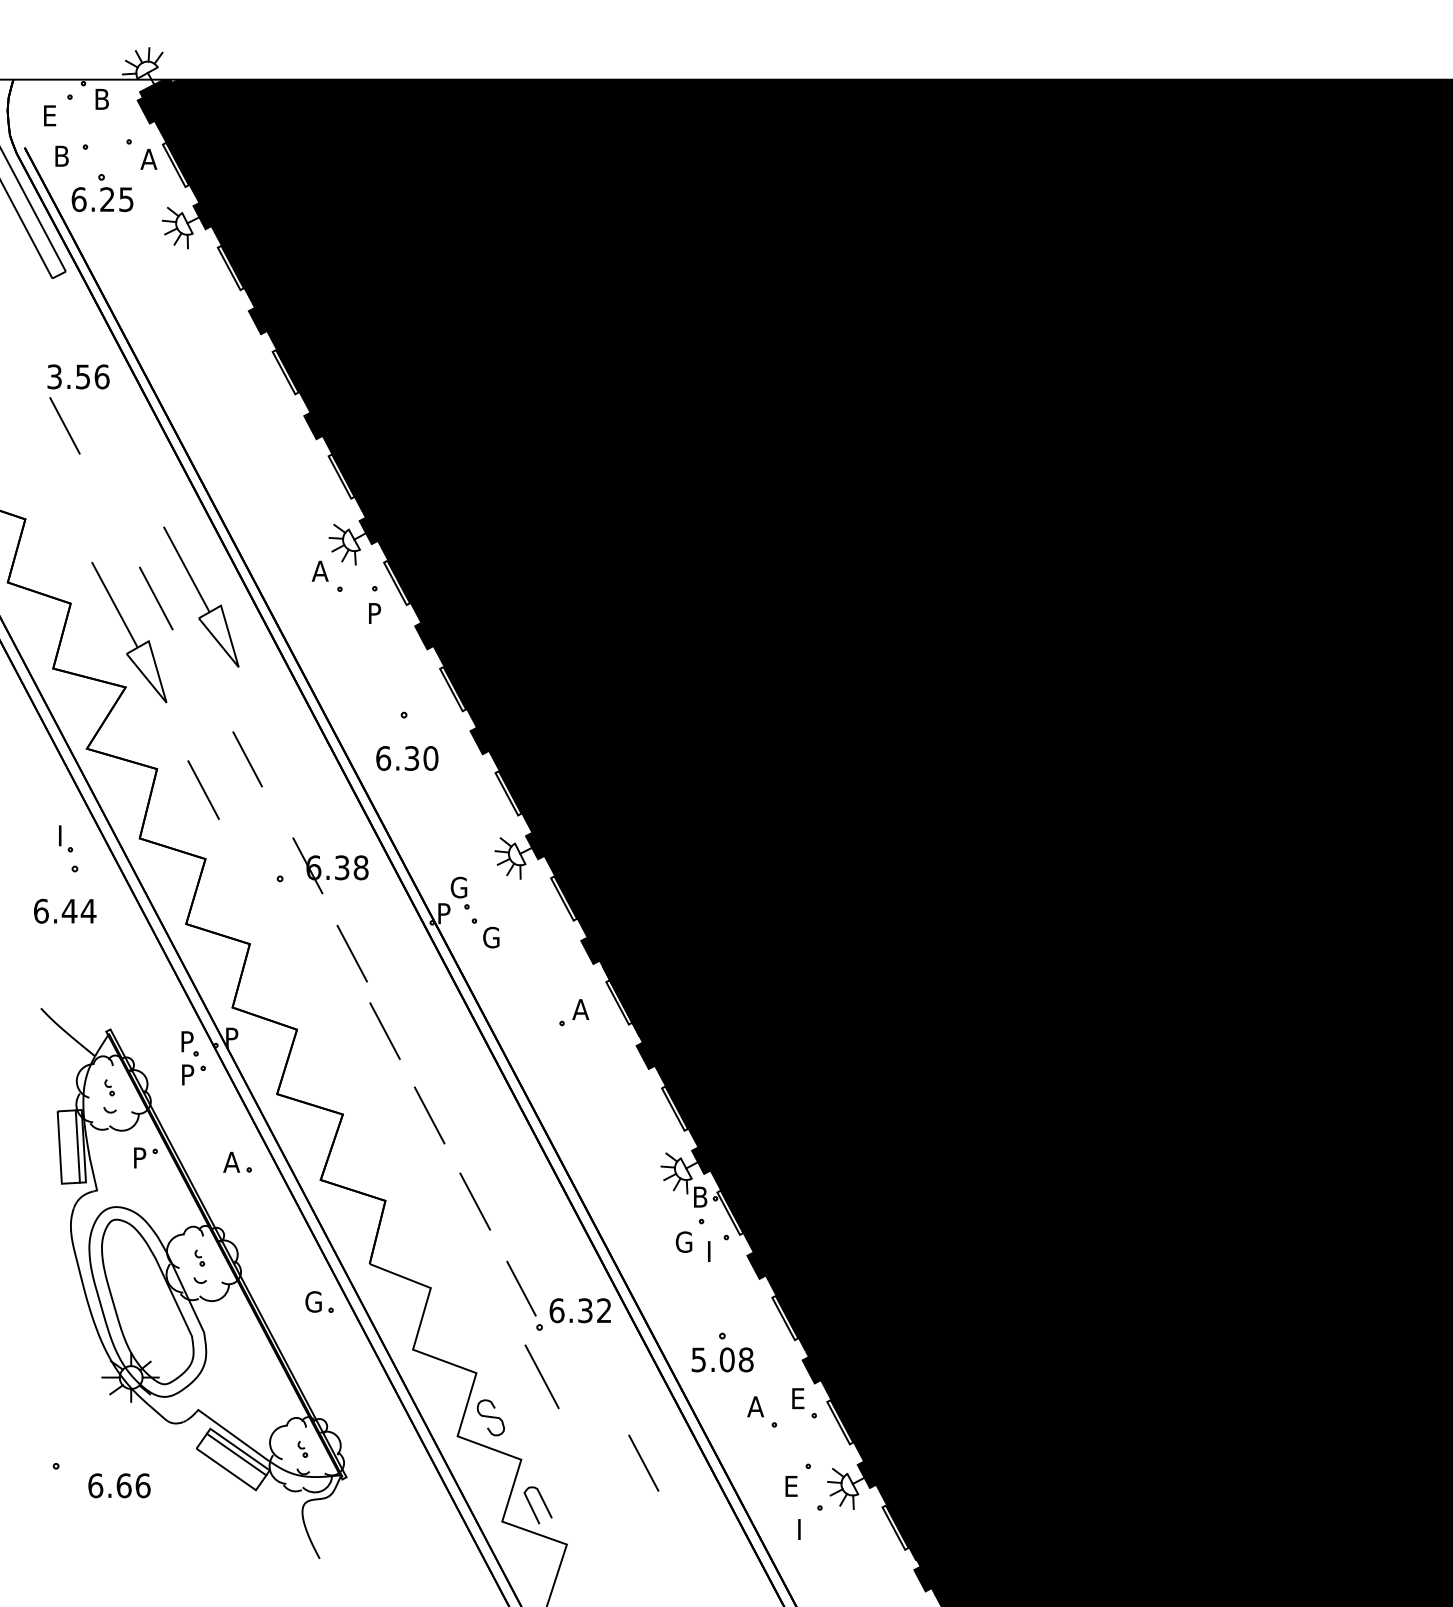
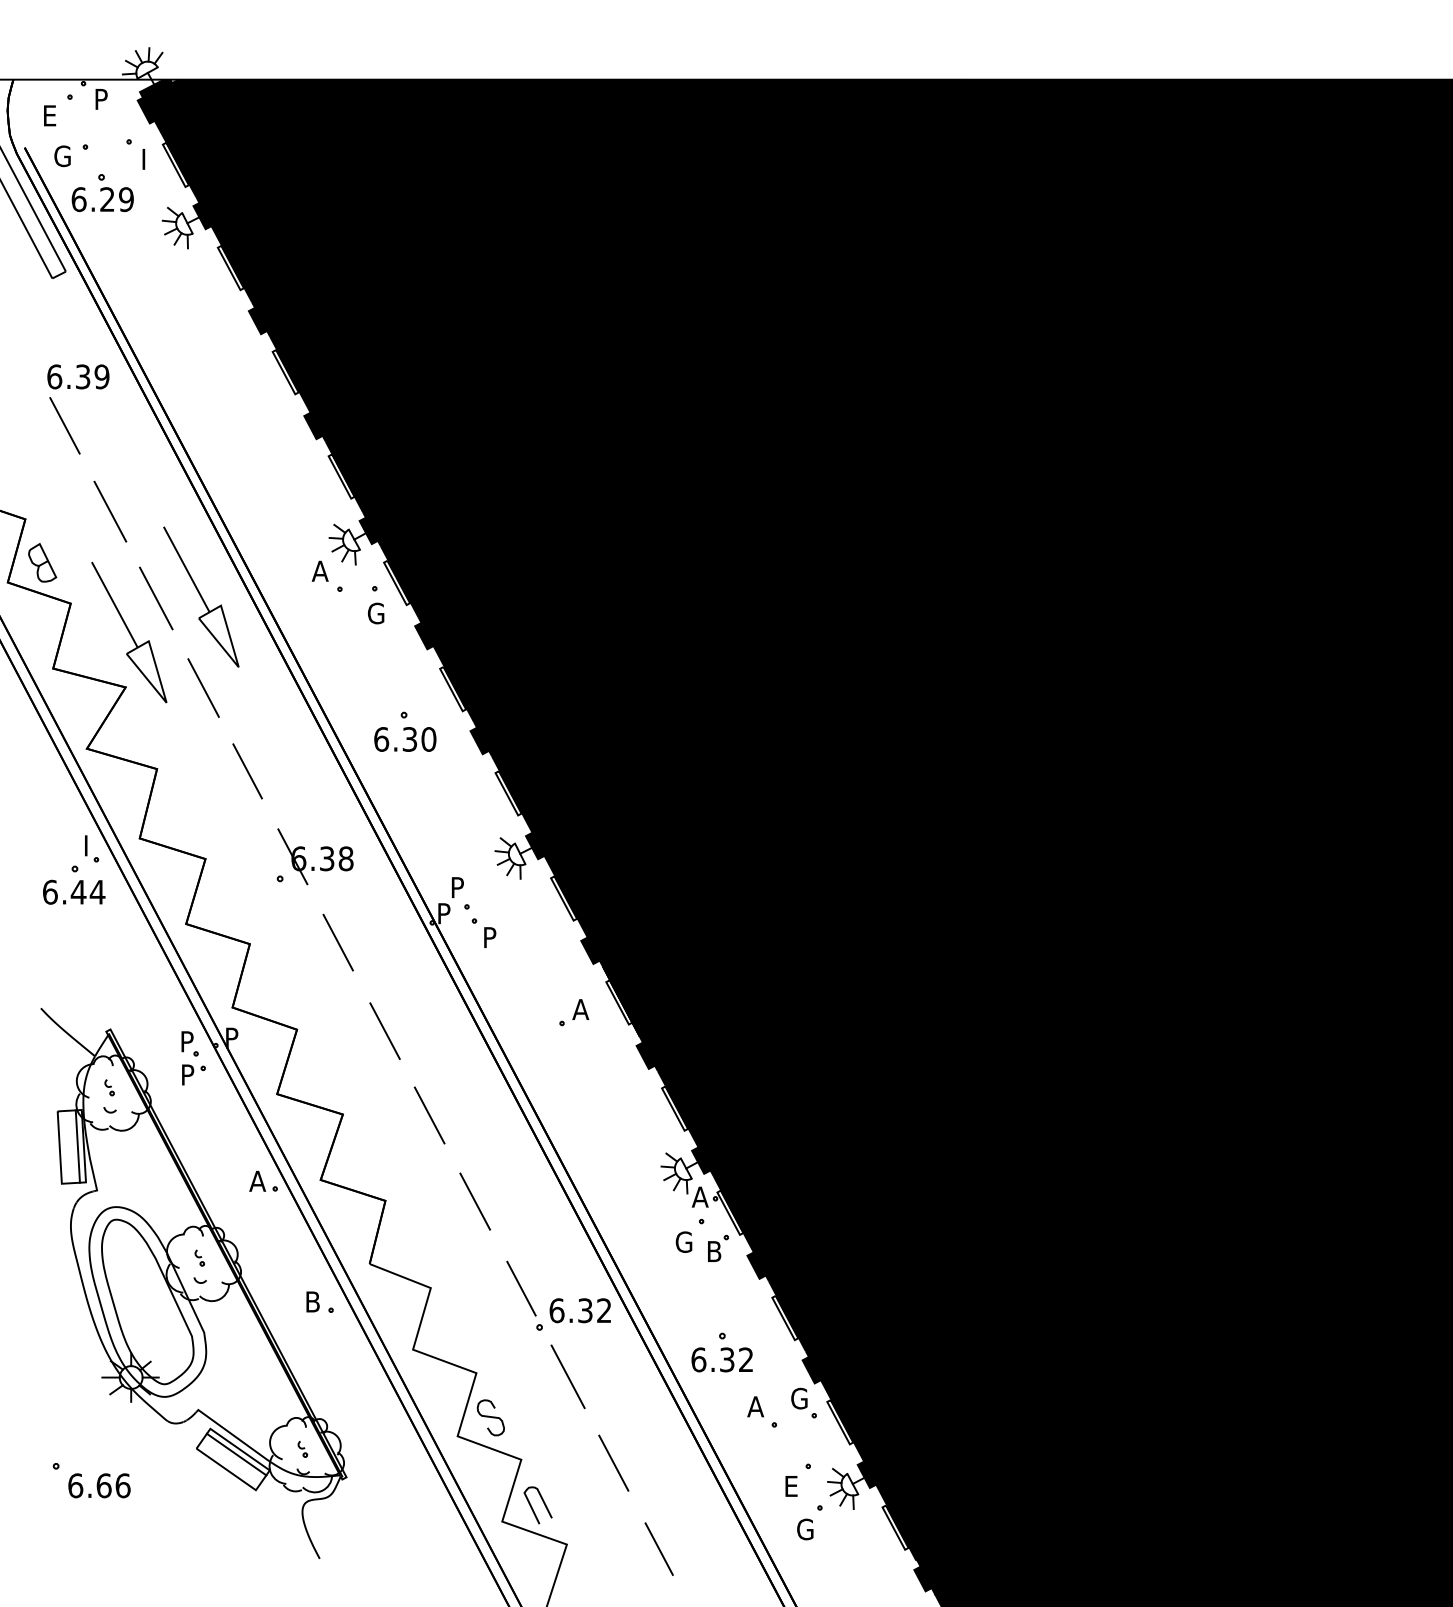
text: B -> P (103, 99)
text: B -> G (62, 156)
text: A -> I (148, 158)
text: 6.25 -> 6.29 (126, 199)
text: 3.56 -> 6.39 (78, 376)
line: none -> present (110, 511)
curve: none -> present (43, 562)
text: P -> G (375, 613)
text position: (407, 758) -> (405, 739) (405, 739)
line position: (247, 759) -> (247, 771) (247, 771)
line position: (203, 789) -> (203, 687) (203, 687)
part position: (66, 838) -> (92, 848) (92, 848)
part position: (338, 866) -> (323, 857) (323, 857)
text: G -> P (458, 887)
text position: (65, 910) -> (74, 891) (74, 891)
text: G -> P (491, 937)
line position: (351, 953) -> (337, 942) (337, 942)
part: present -> none (145, 1157)
part position: (237, 1161) -> (263, 1180) (263, 1180)
text: B -> A (699, 1196)
text: I -> B (715, 1251)
text: G -> B (313, 1301)
text: 5.08 -> 6.32 (722, 1359)
line position: (541, 1376) -> (567, 1376) (567, 1376)
text: E -> G (799, 1398)
line position: (643, 1462) -> (613, 1462) (613, 1462)
text position: (119, 1485) -> (99, 1485) (99, 1485)
text: I -> G (805, 1529)
line: none -> present (658, 1548)
